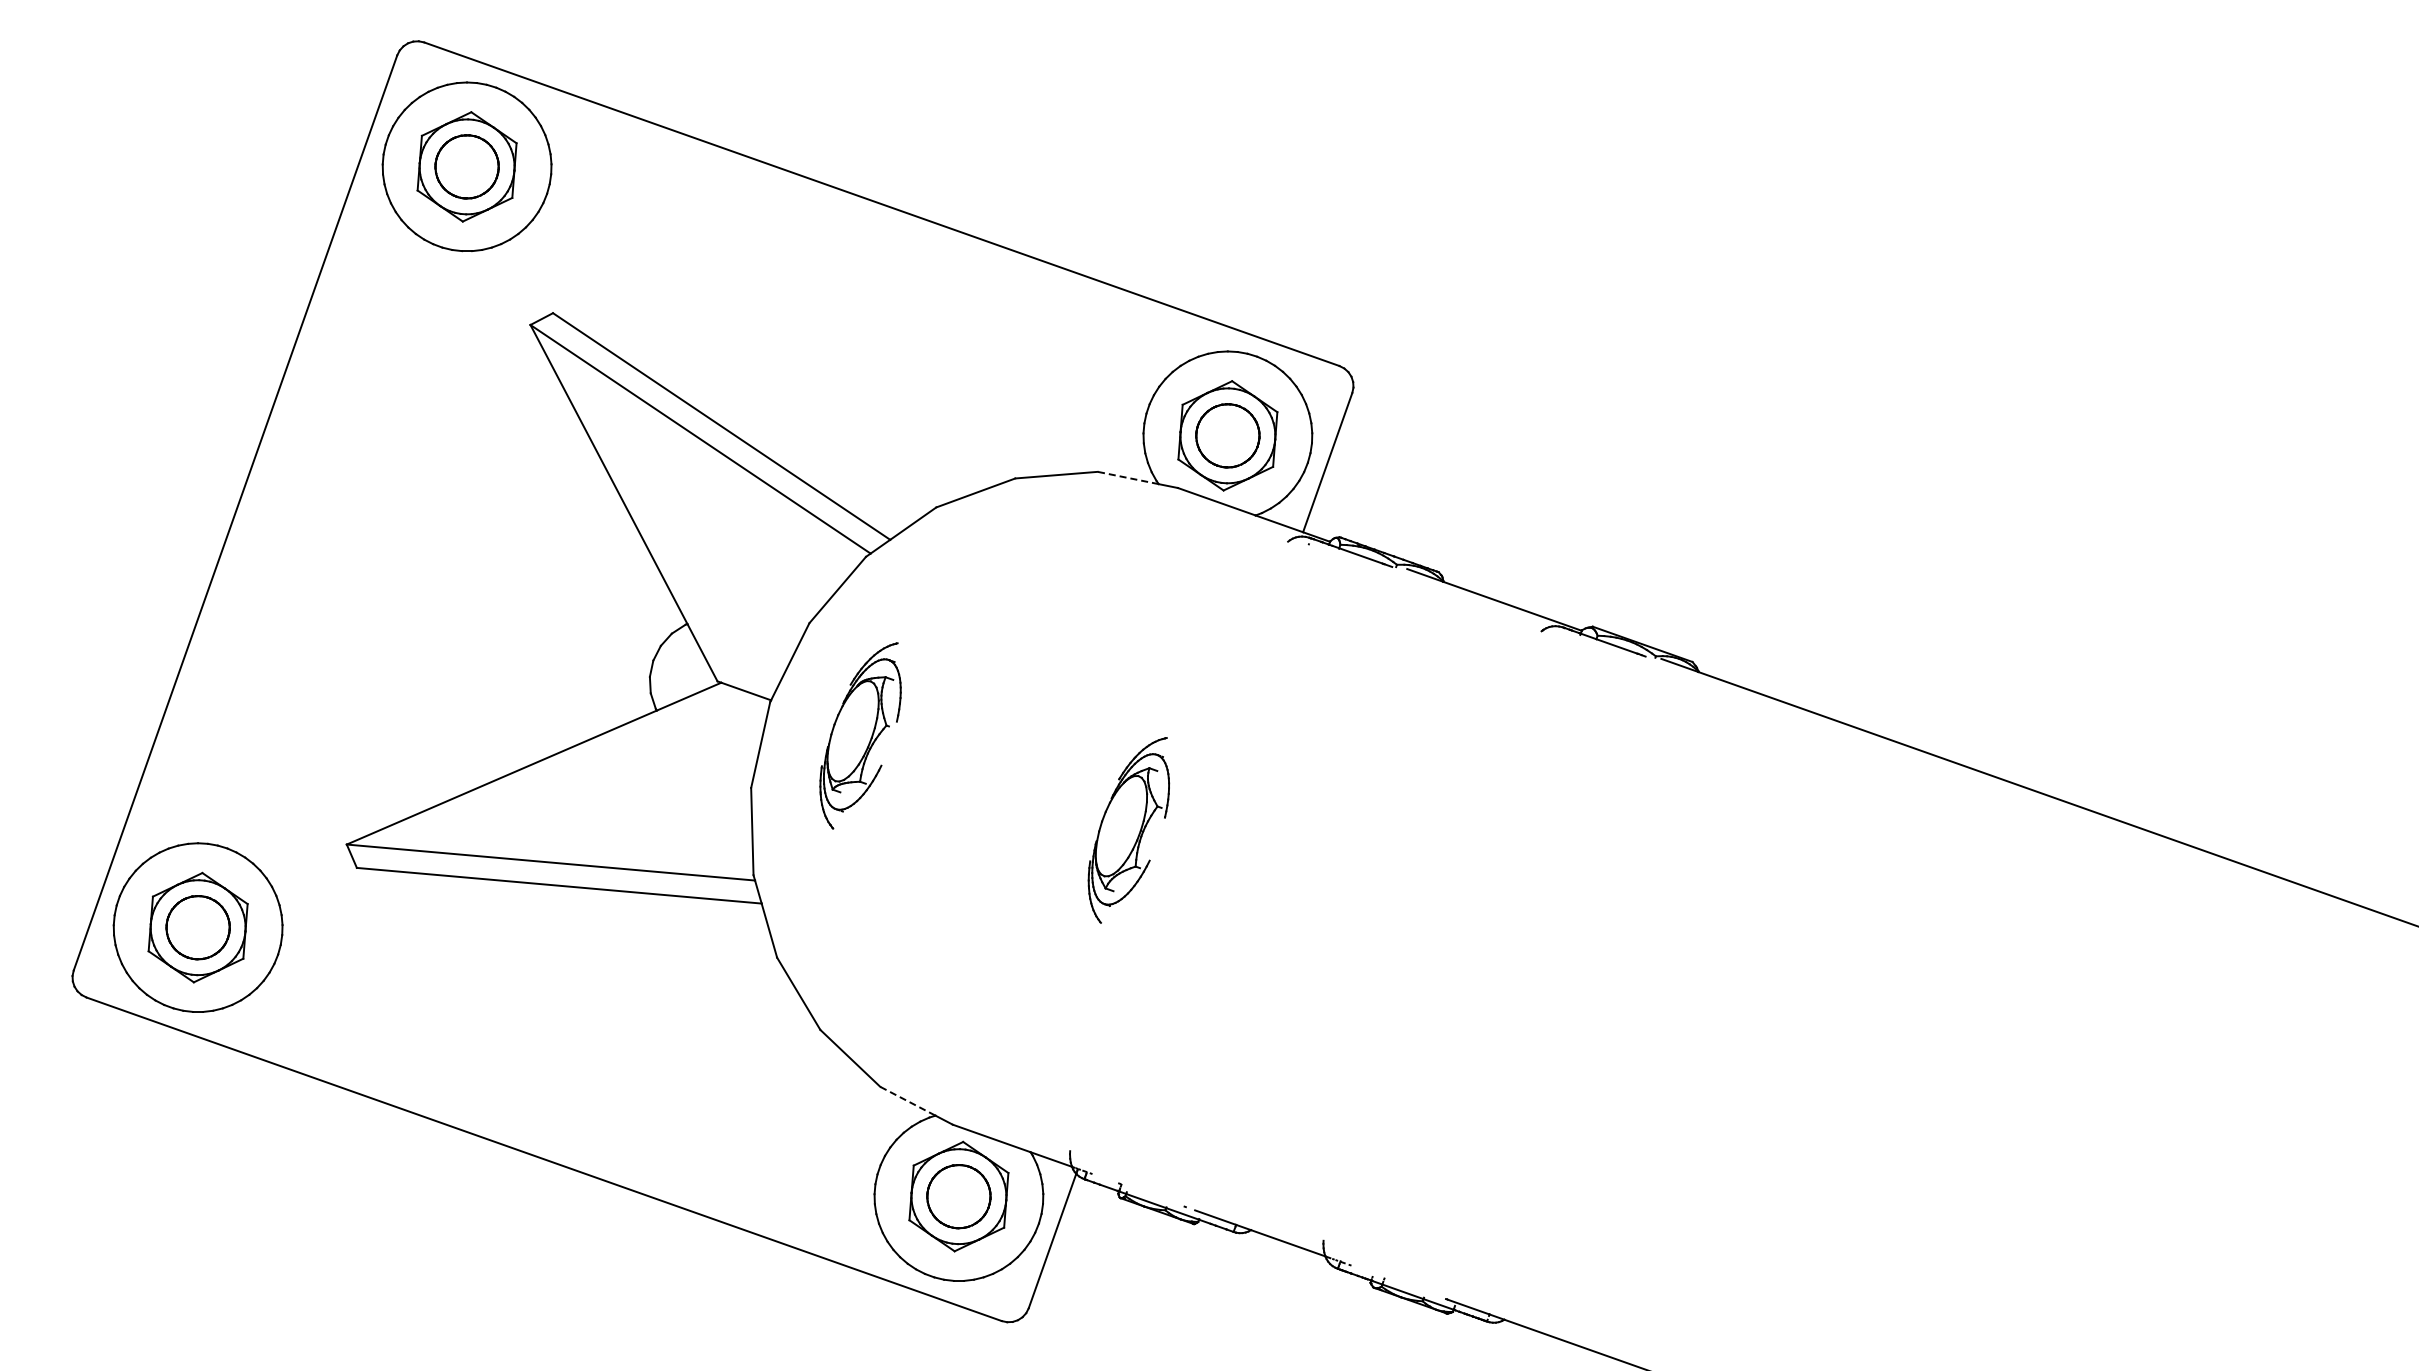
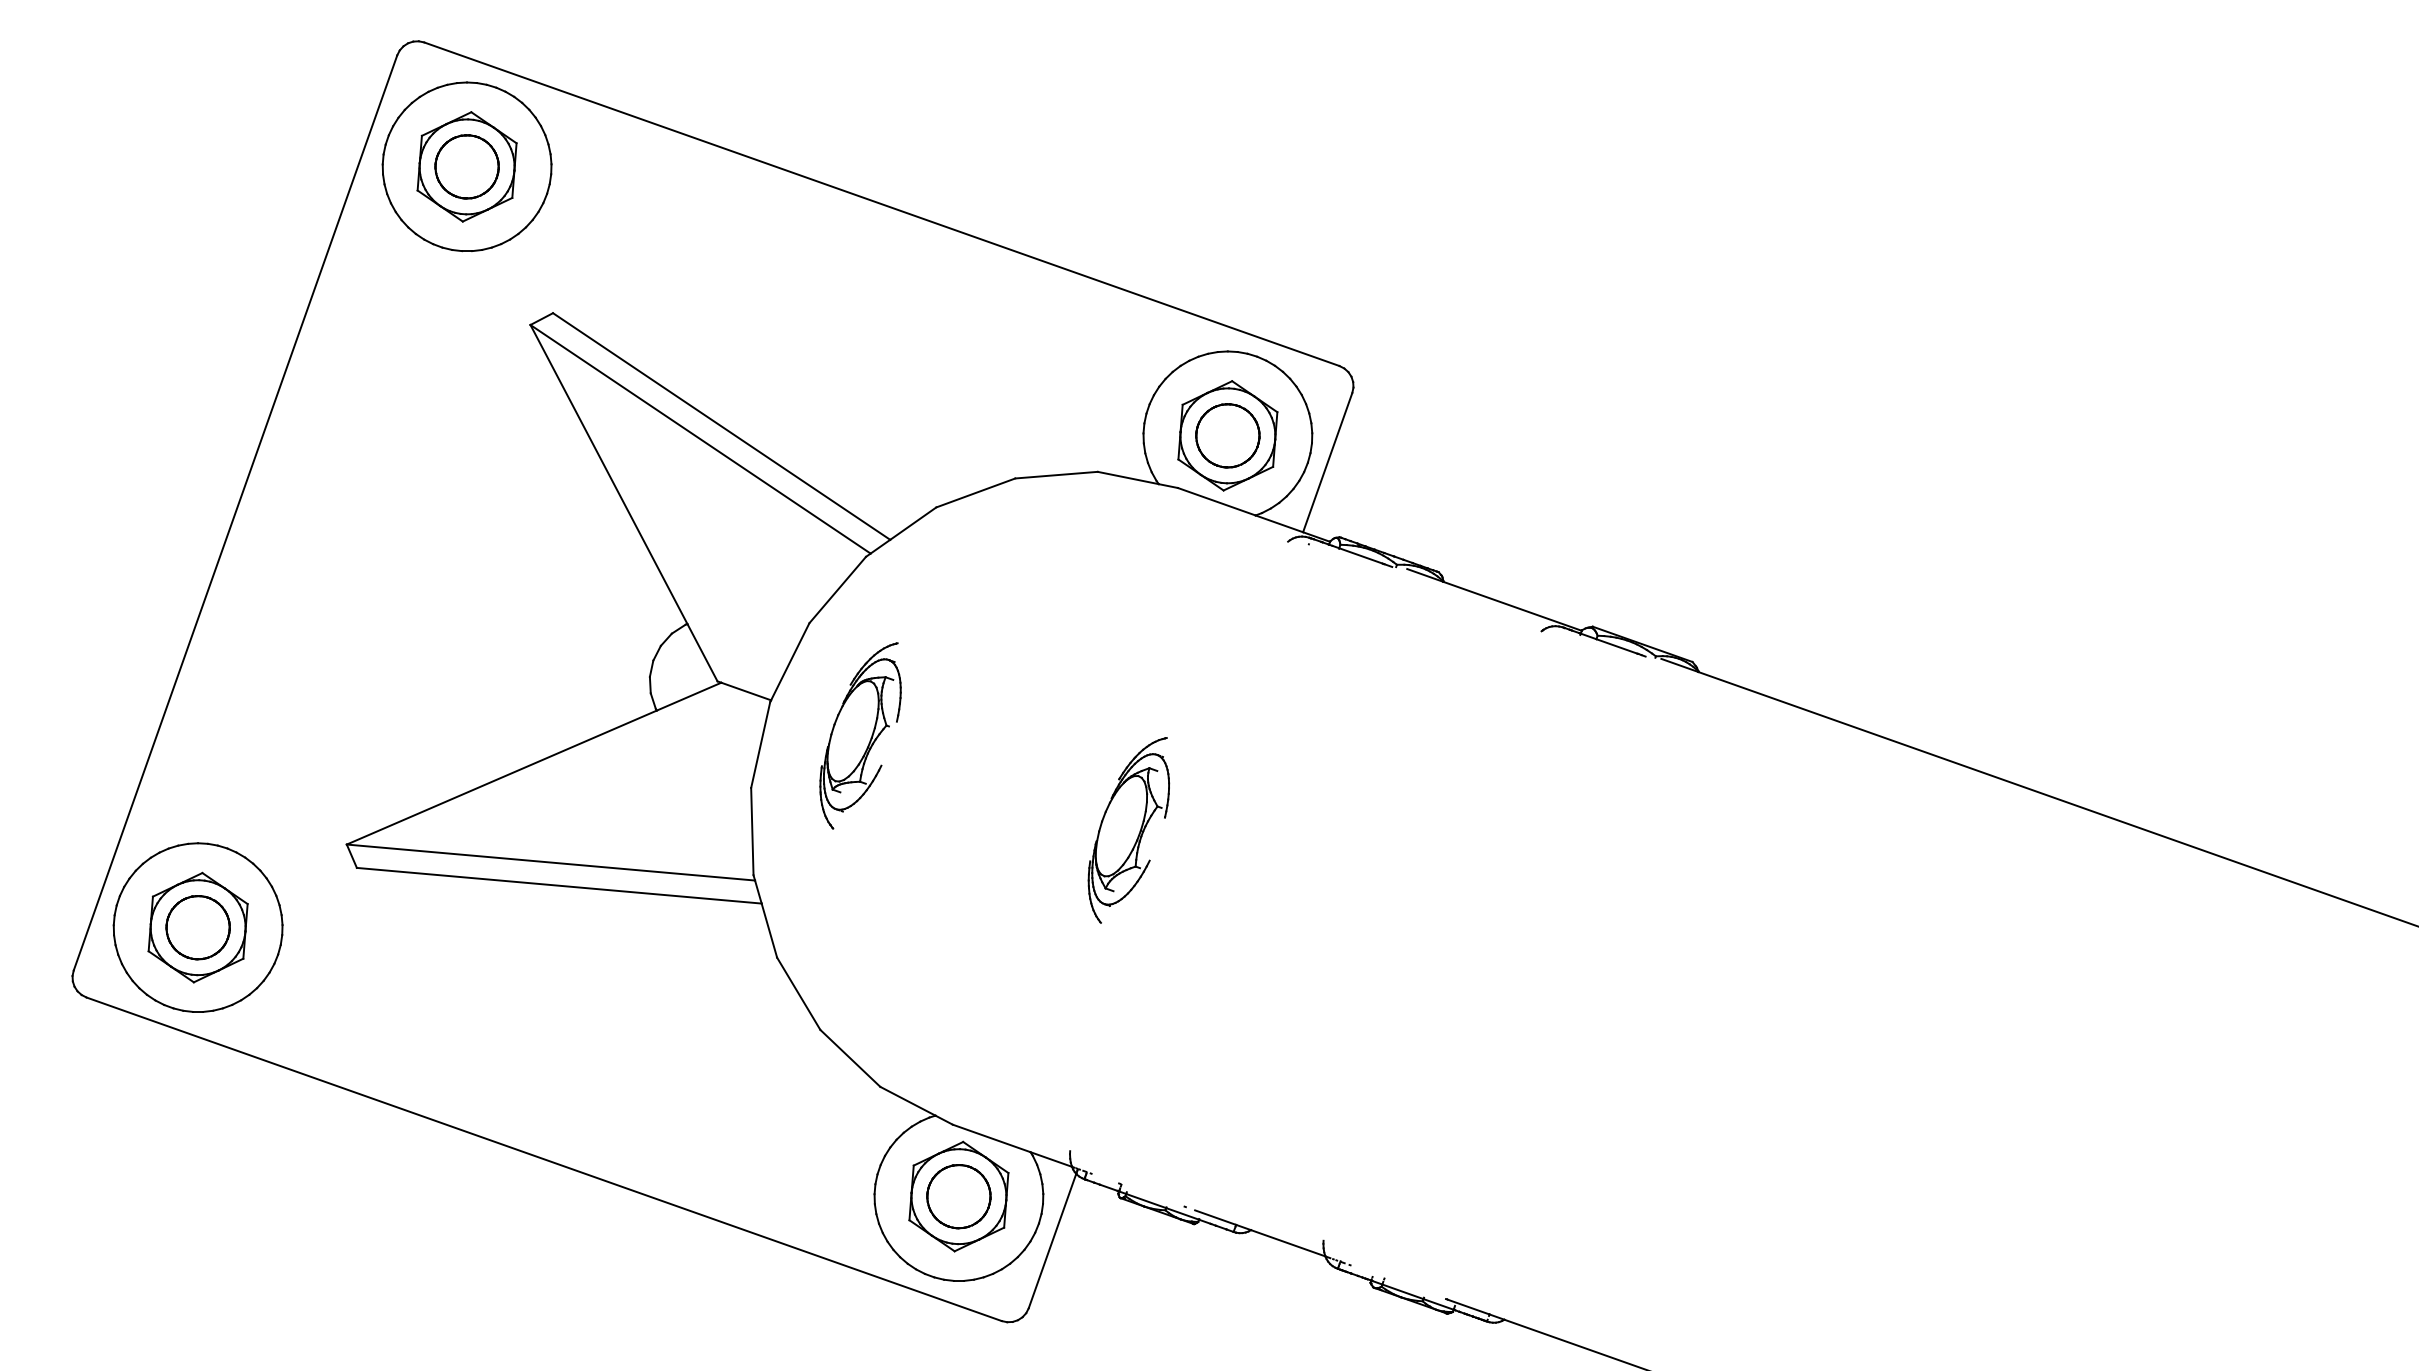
line: dashed -> solid (1127, 477)
line: dashed -> solid (908, 1101)
